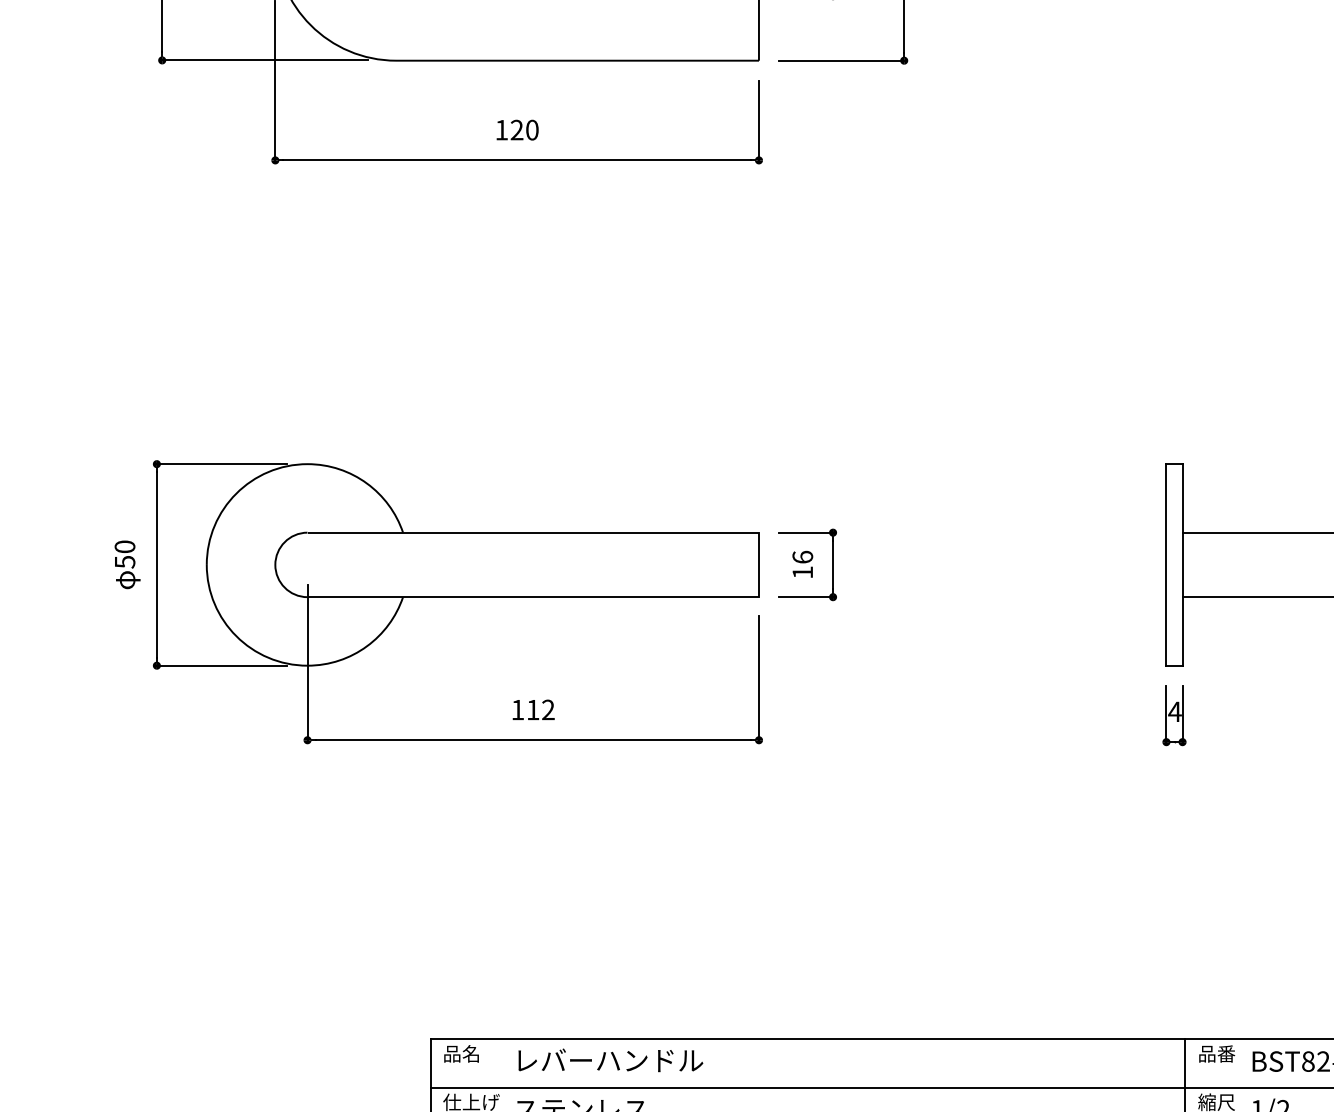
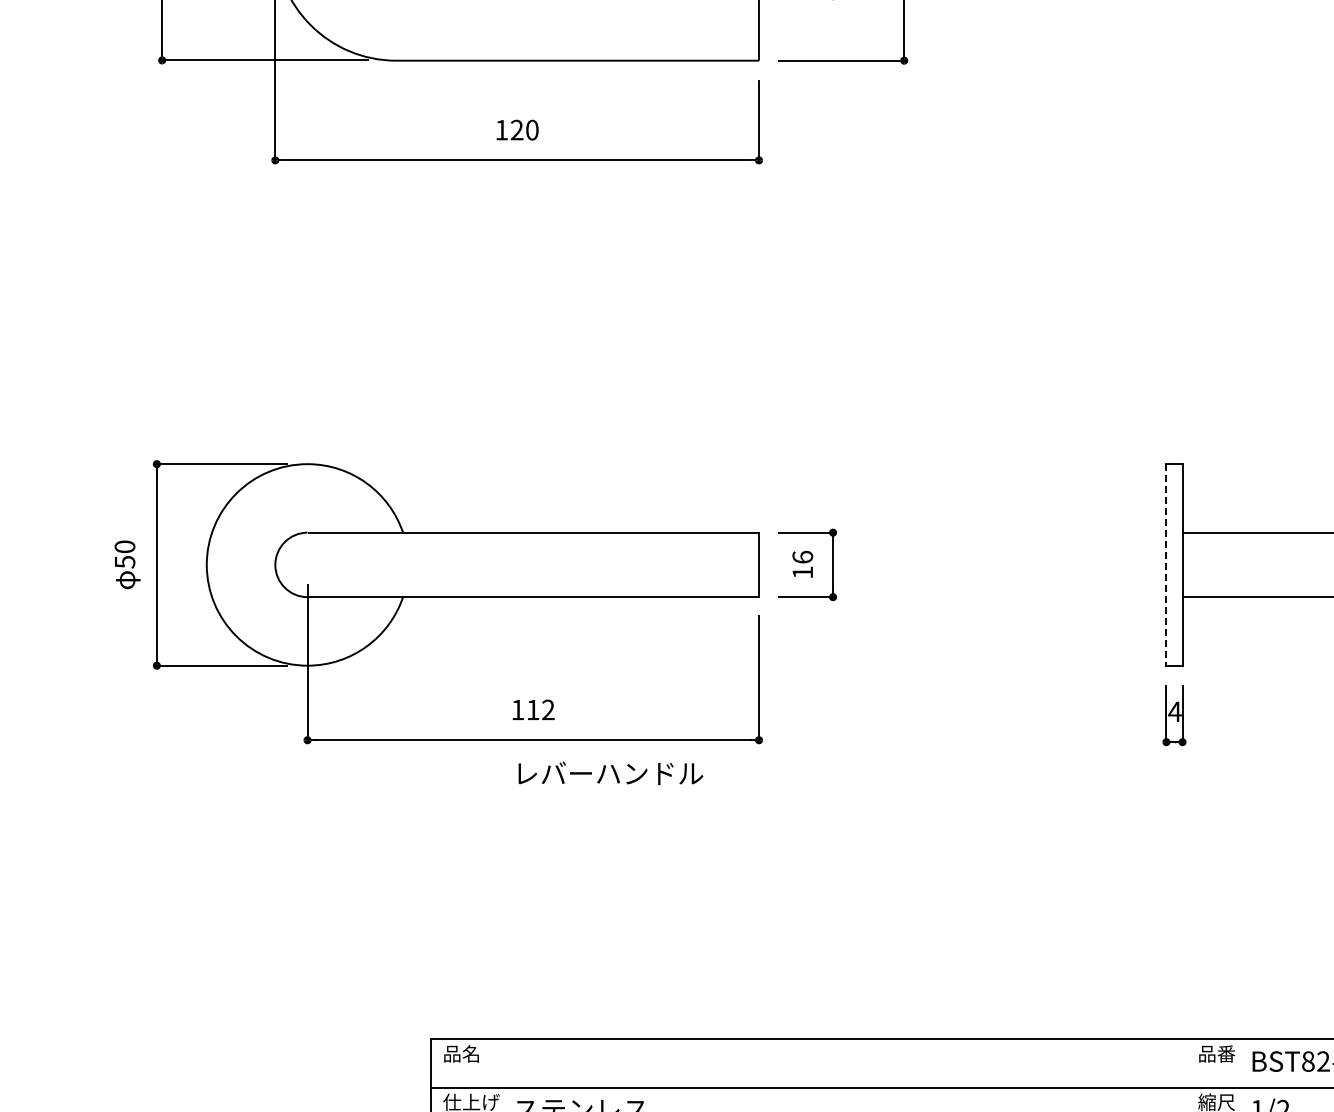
line: solid -> dashed (1166, 564)
text position: (610, 1060) -> (610, 773) (610, 773)
line: present -> none (1185, 1073)
